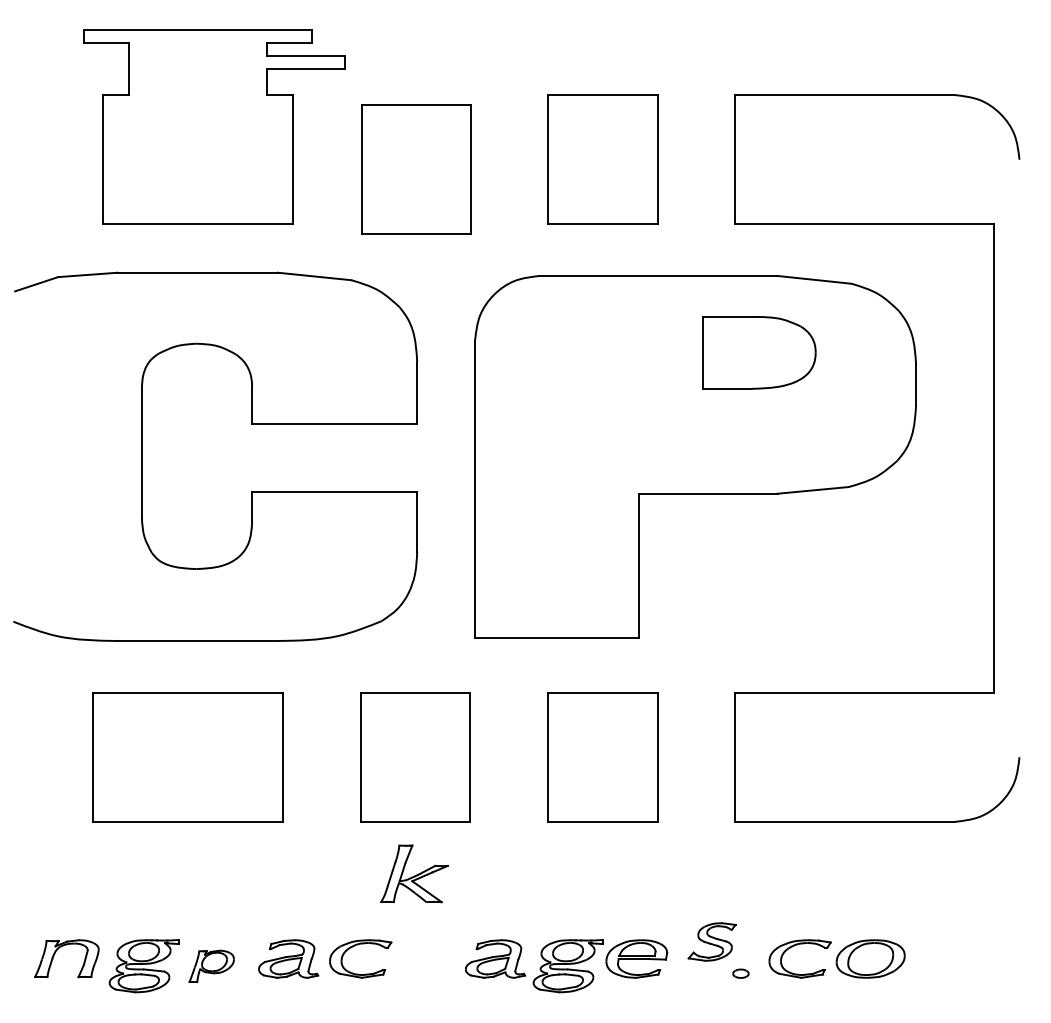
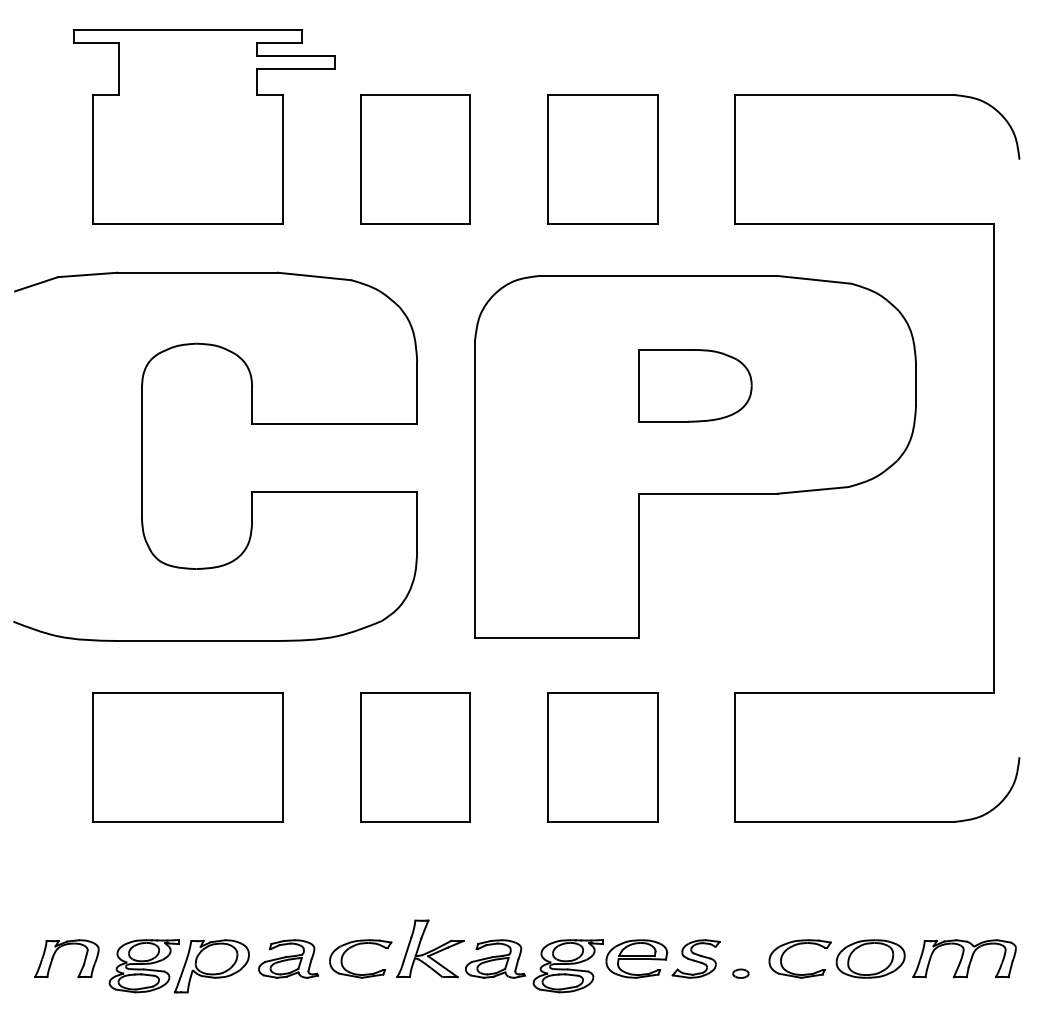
part position: (214, 126) -> (204, 126) (204, 126)
part position: (416, 169) -> (415, 159) (415, 159)
part position: (759, 352) -> (695, 385) (695, 385)
part position: (414, 873) -> (430, 948) (430, 948)
part position: (711, 941) -> (695, 958) (695, 958)
part: none -> present (964, 958)
part size: 47x34 px -> 77x55 px (211, 966)
